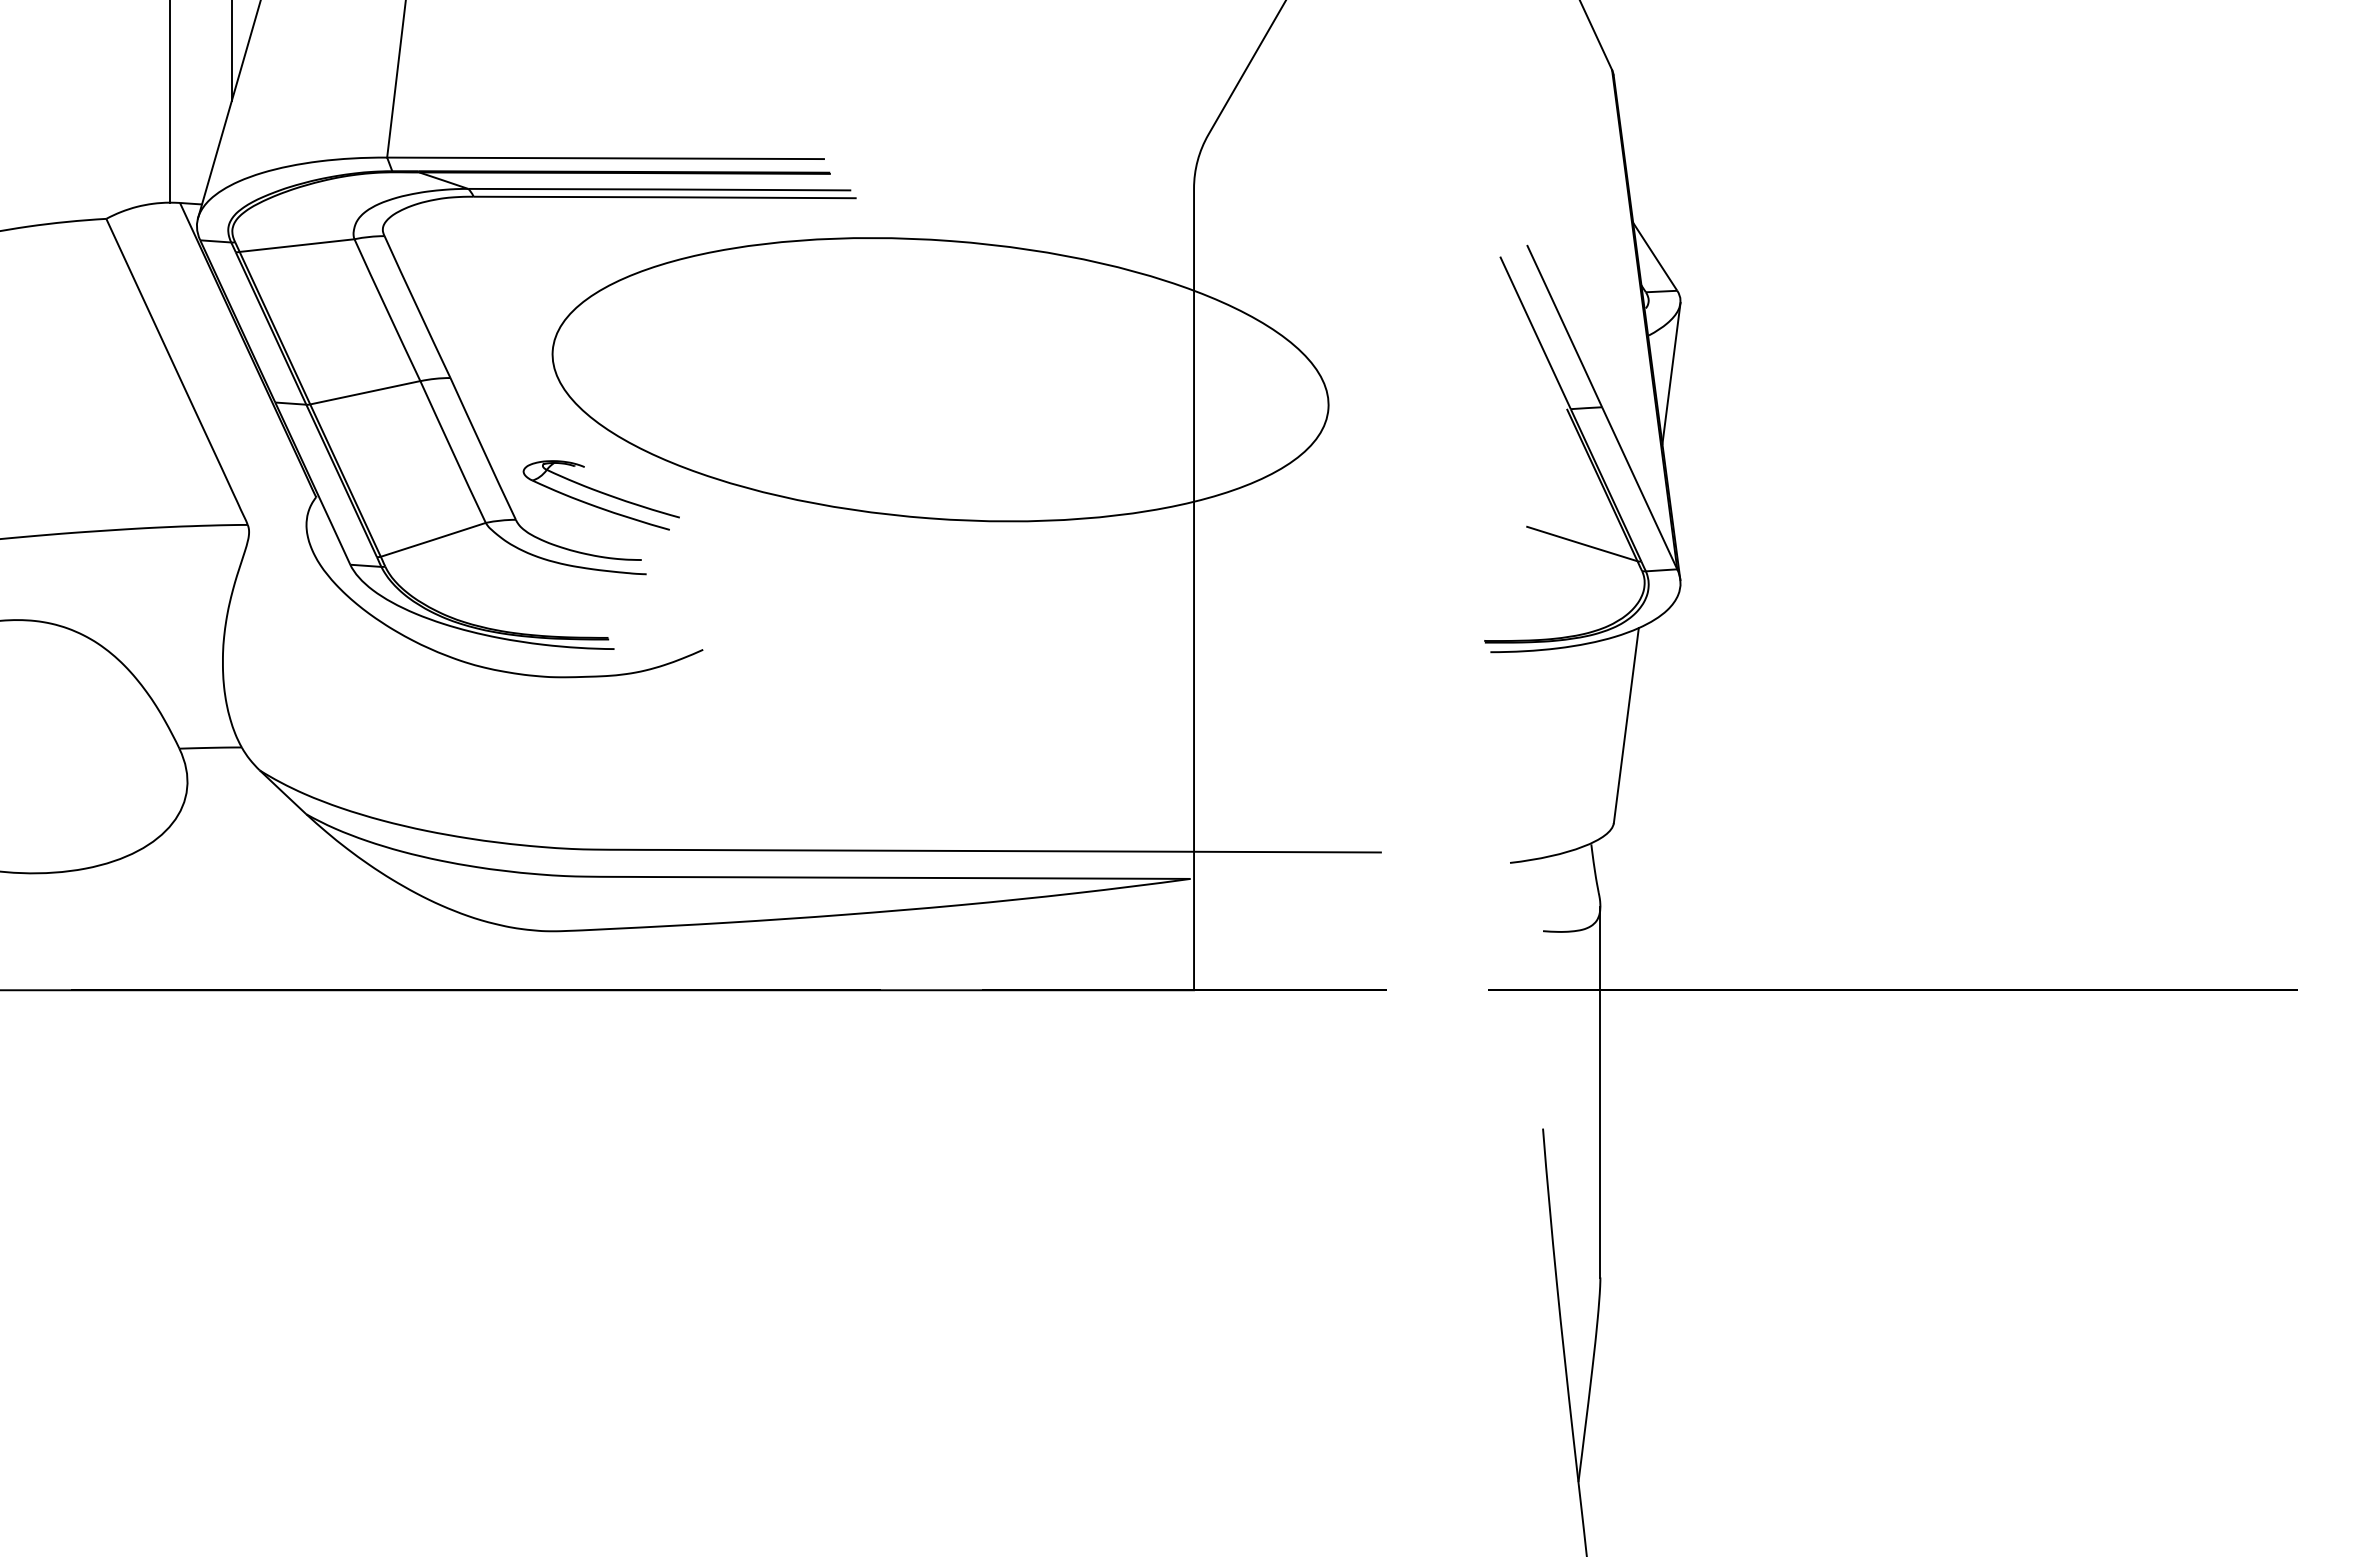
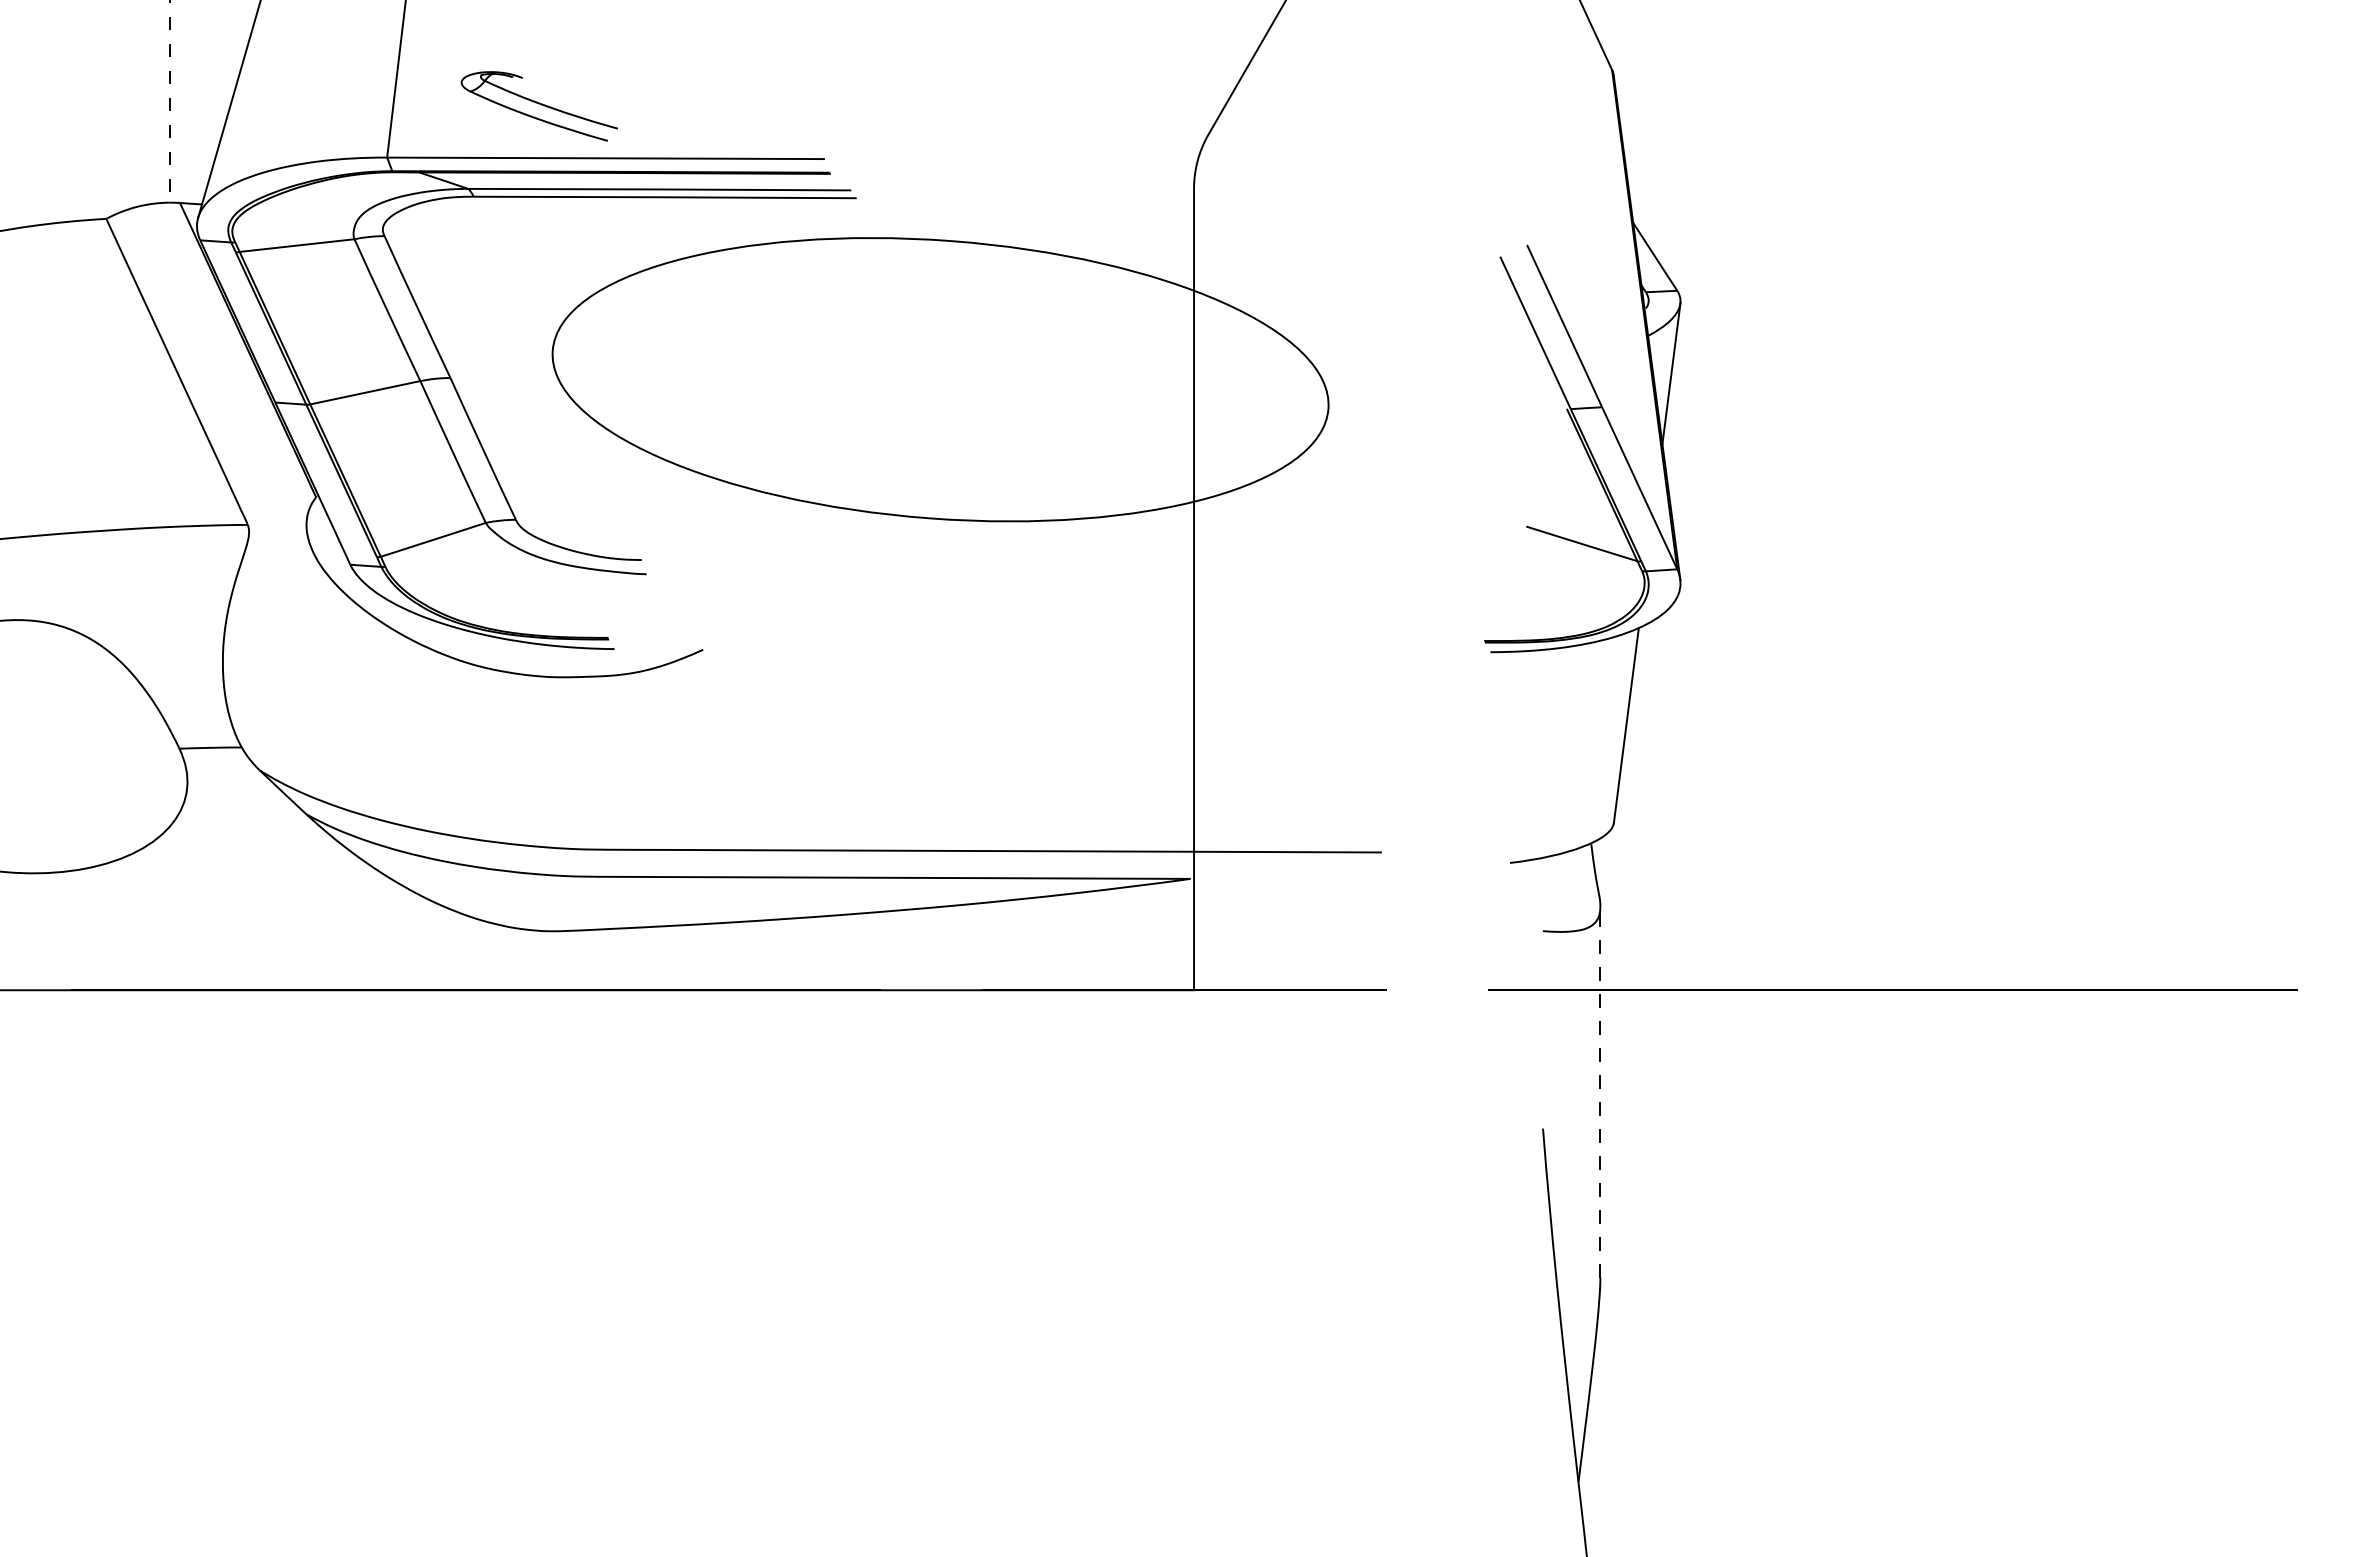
line: present -> none (231, 51)
line: solid -> dashed (169, 101)
part position: (600, 495) -> (538, 106) (538, 106)
line: solid -> dashed (1600, 1092)
